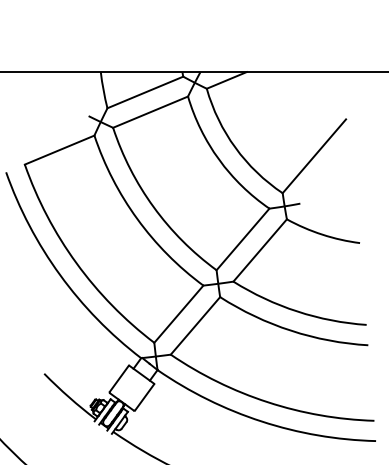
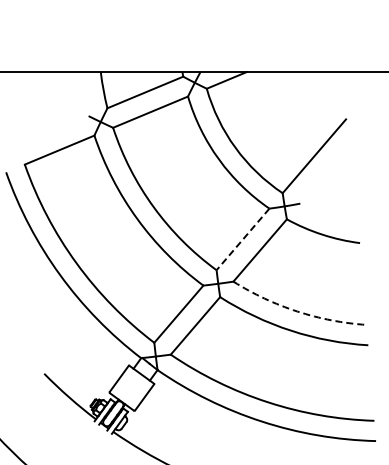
line: solid -> dashed (243, 239)
arc: solid -> dashed (297, 311)
